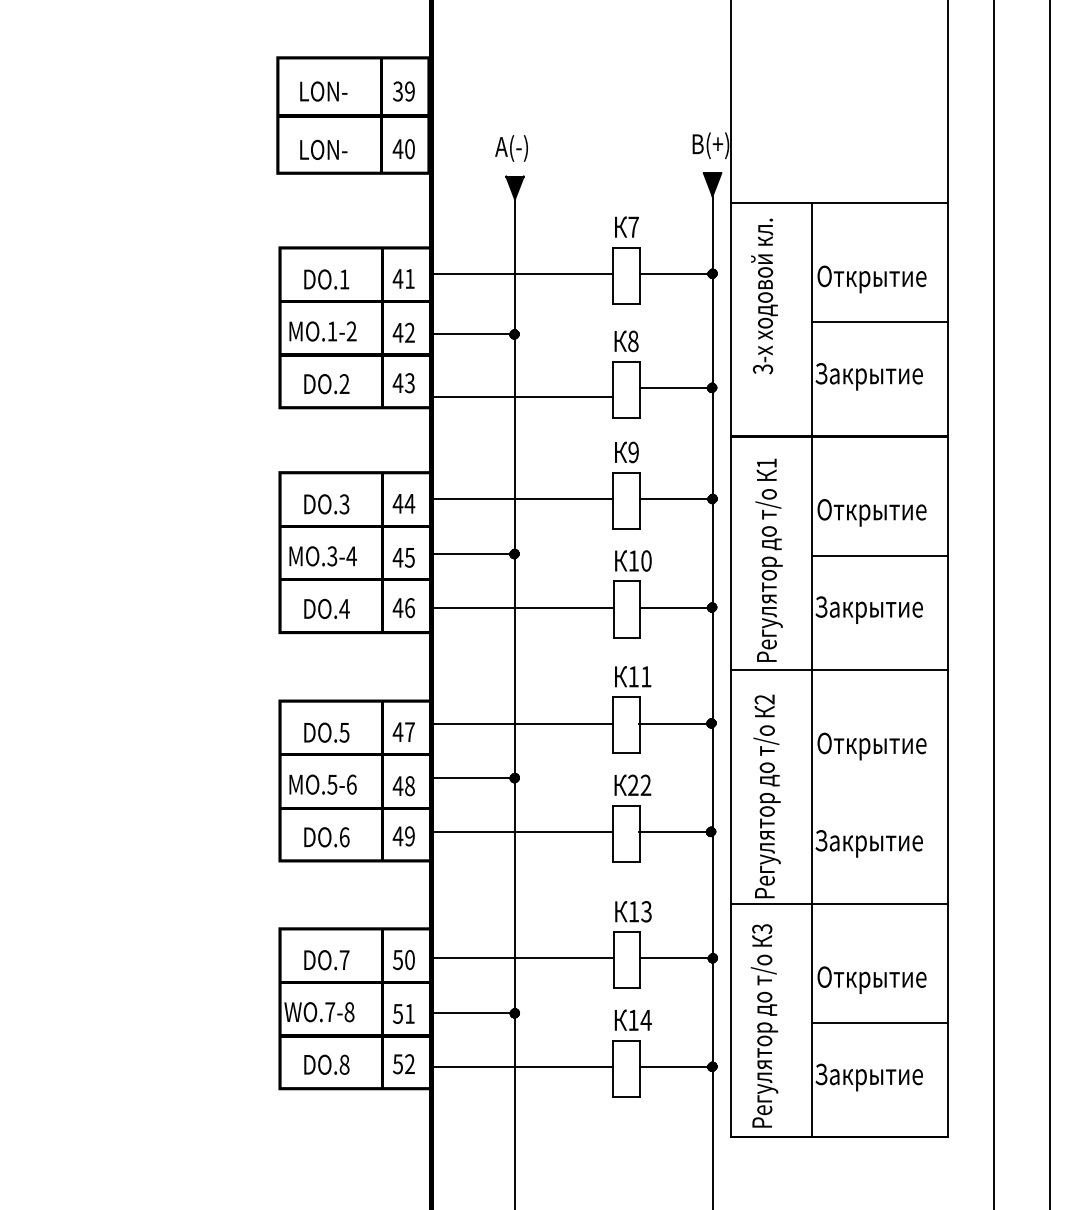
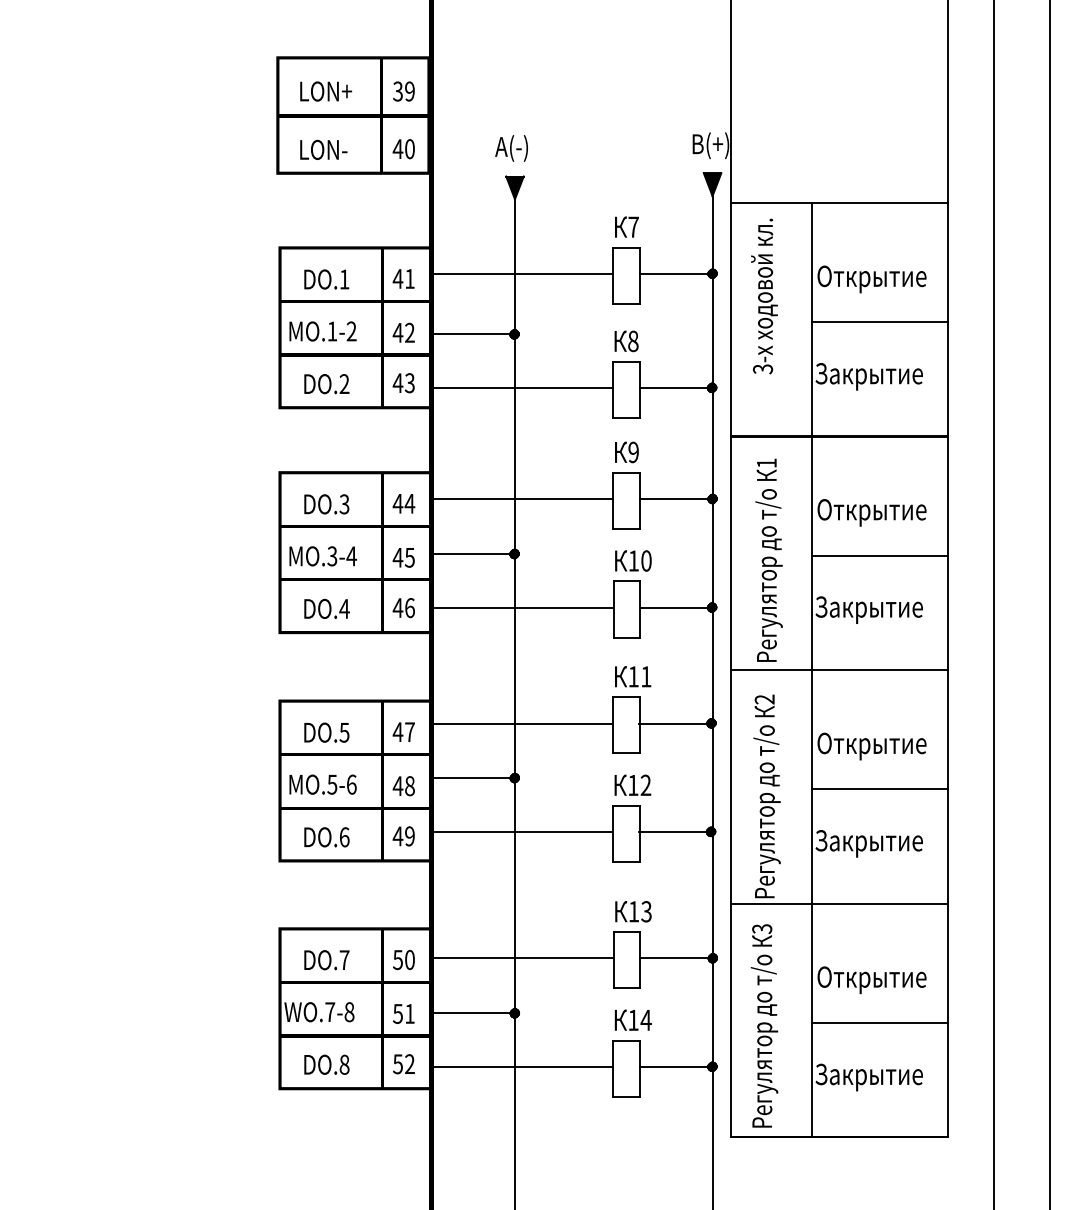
text: LON- -> LON+ (346, 91)
line position: (522, 397) -> (522, 388) (522, 388)
text: 22 -> 12 (633, 784)
line: none -> present (879, 789)
